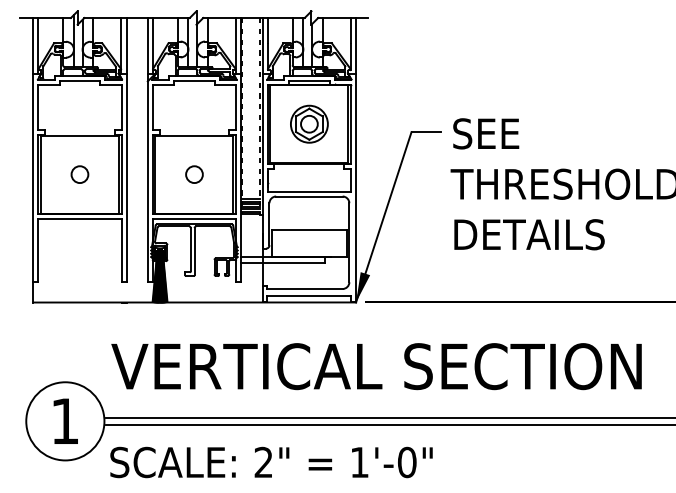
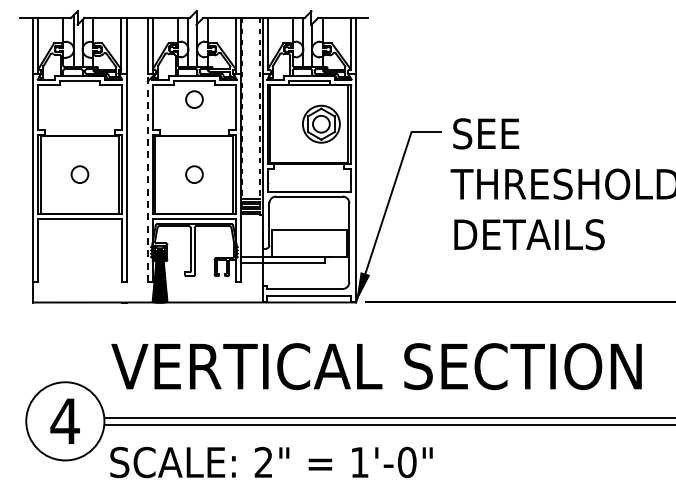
circle: none -> present (194, 99)
part position: (309, 123) -> (321, 123) (321, 123)
line: solid -> dashed (147, 177)
text: 1 -> 4 (64, 420)
